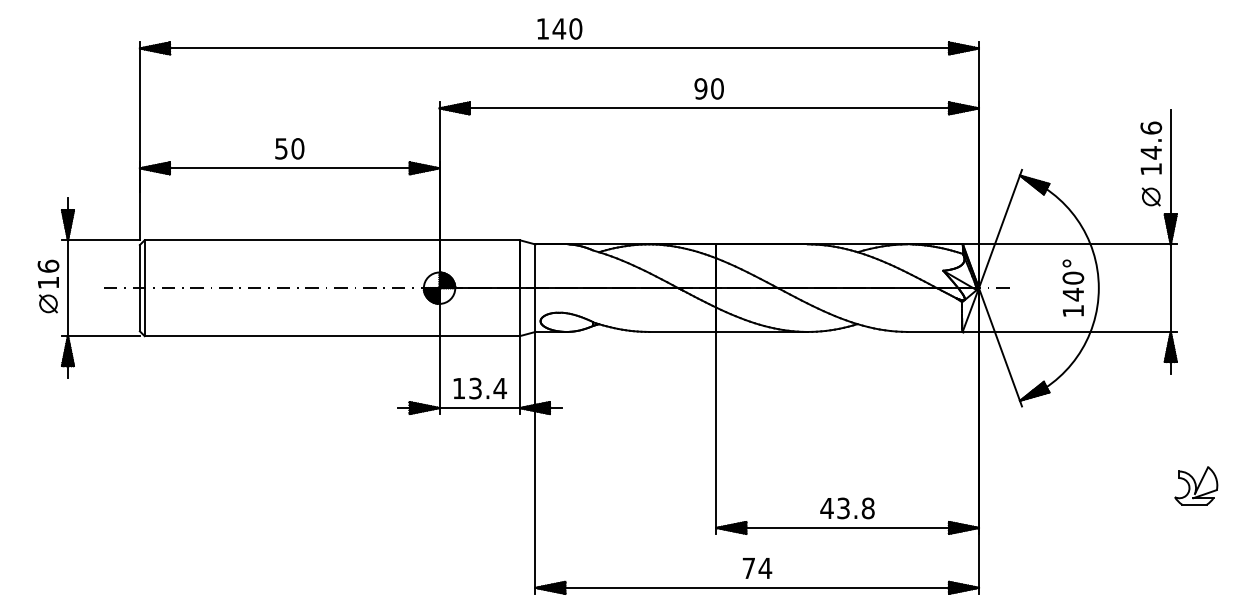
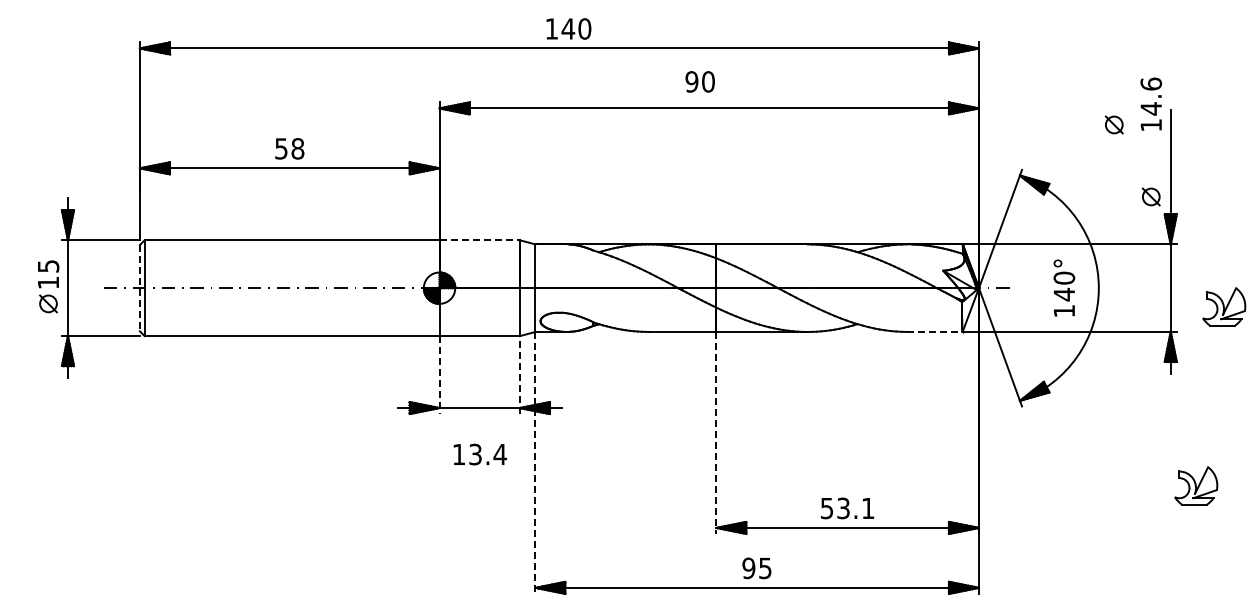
text position: (559, 28) -> (568, 28) (568, 28)
text position: (708, 88) -> (699, 81) (699, 81)
part: none -> present (1113, 124)
text position: (1151, 147) -> (1151, 103) (1151, 103)
text: 50 -> 58 (297, 148)
line: solid -> dashed (480, 240)
text: 16 -> 15 (48, 265)
text position: (1073, 287) -> (1064, 287) (1064, 287)
line: solid -> dashed (139, 288)
part: none -> present (1224, 306)
line: solid -> dashed (935, 331)
line: solid -> dashed (439, 375)
line: solid -> dashed (519, 375)
text position: (479, 388) -> (479, 454) (479, 454)
line: solid -> dashed (716, 432)
line: solid -> dashed (535, 462)
text: 43.8 -> 53.1 (847, 508)
text: 74 -> 95 (757, 568)
